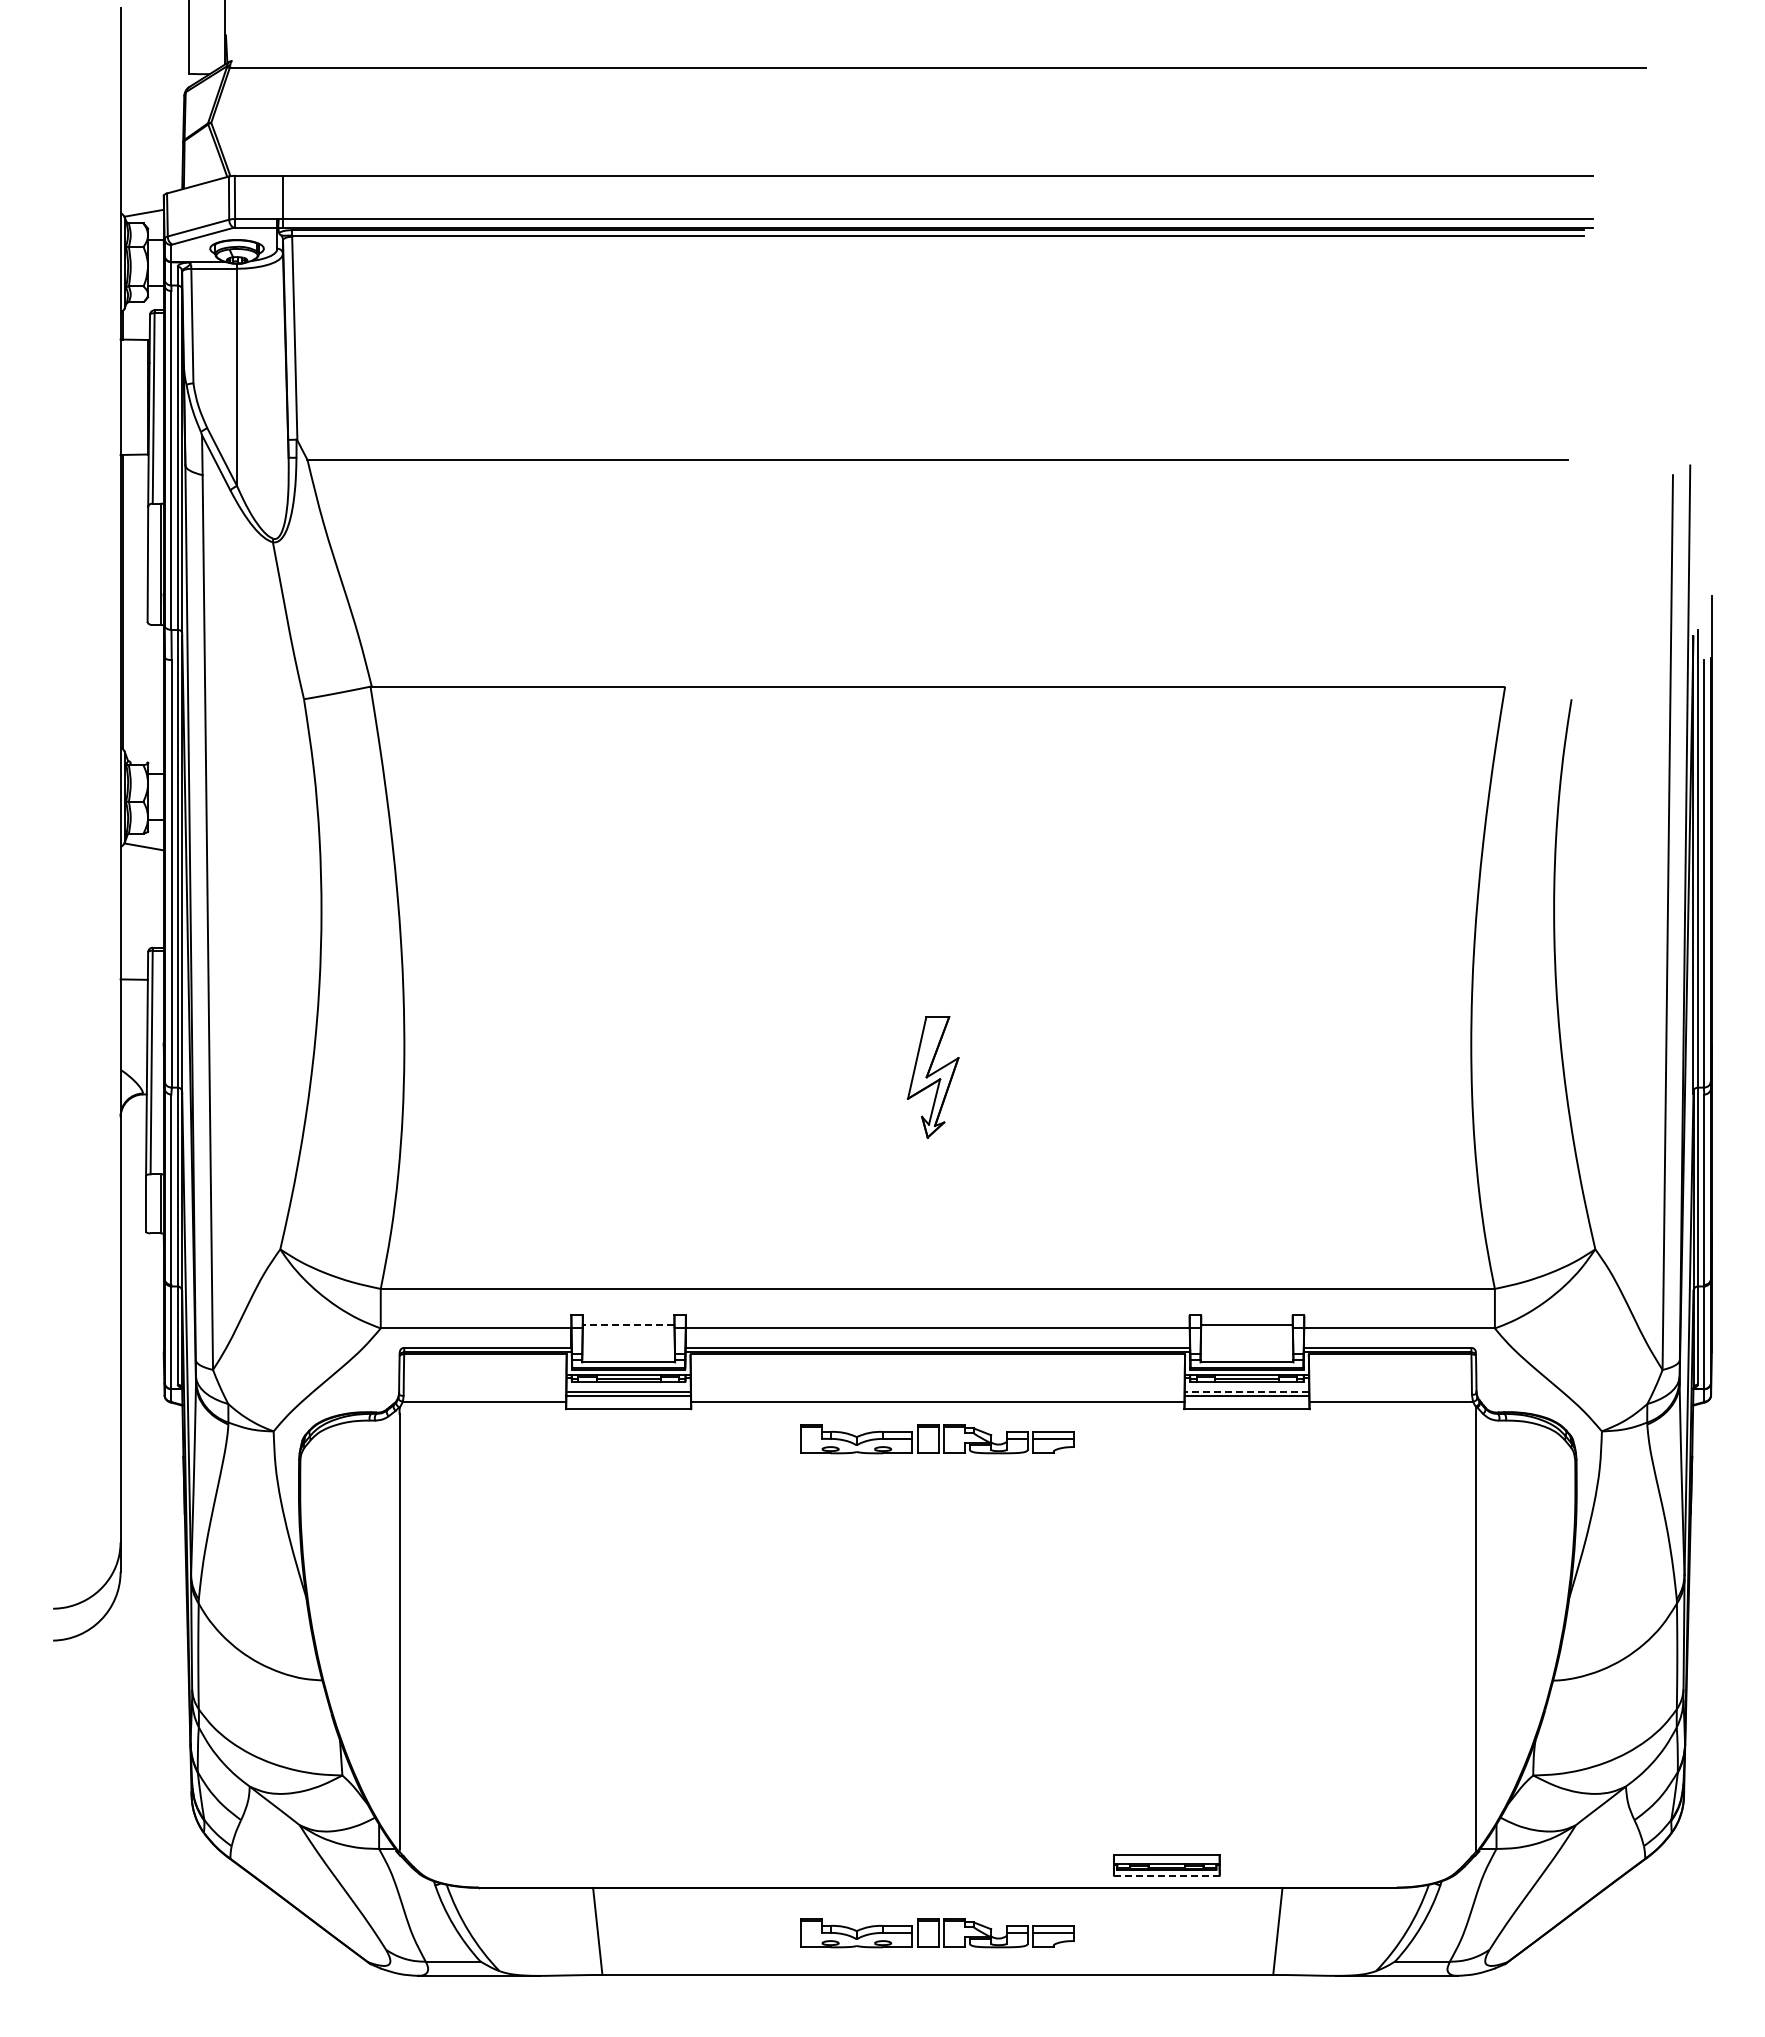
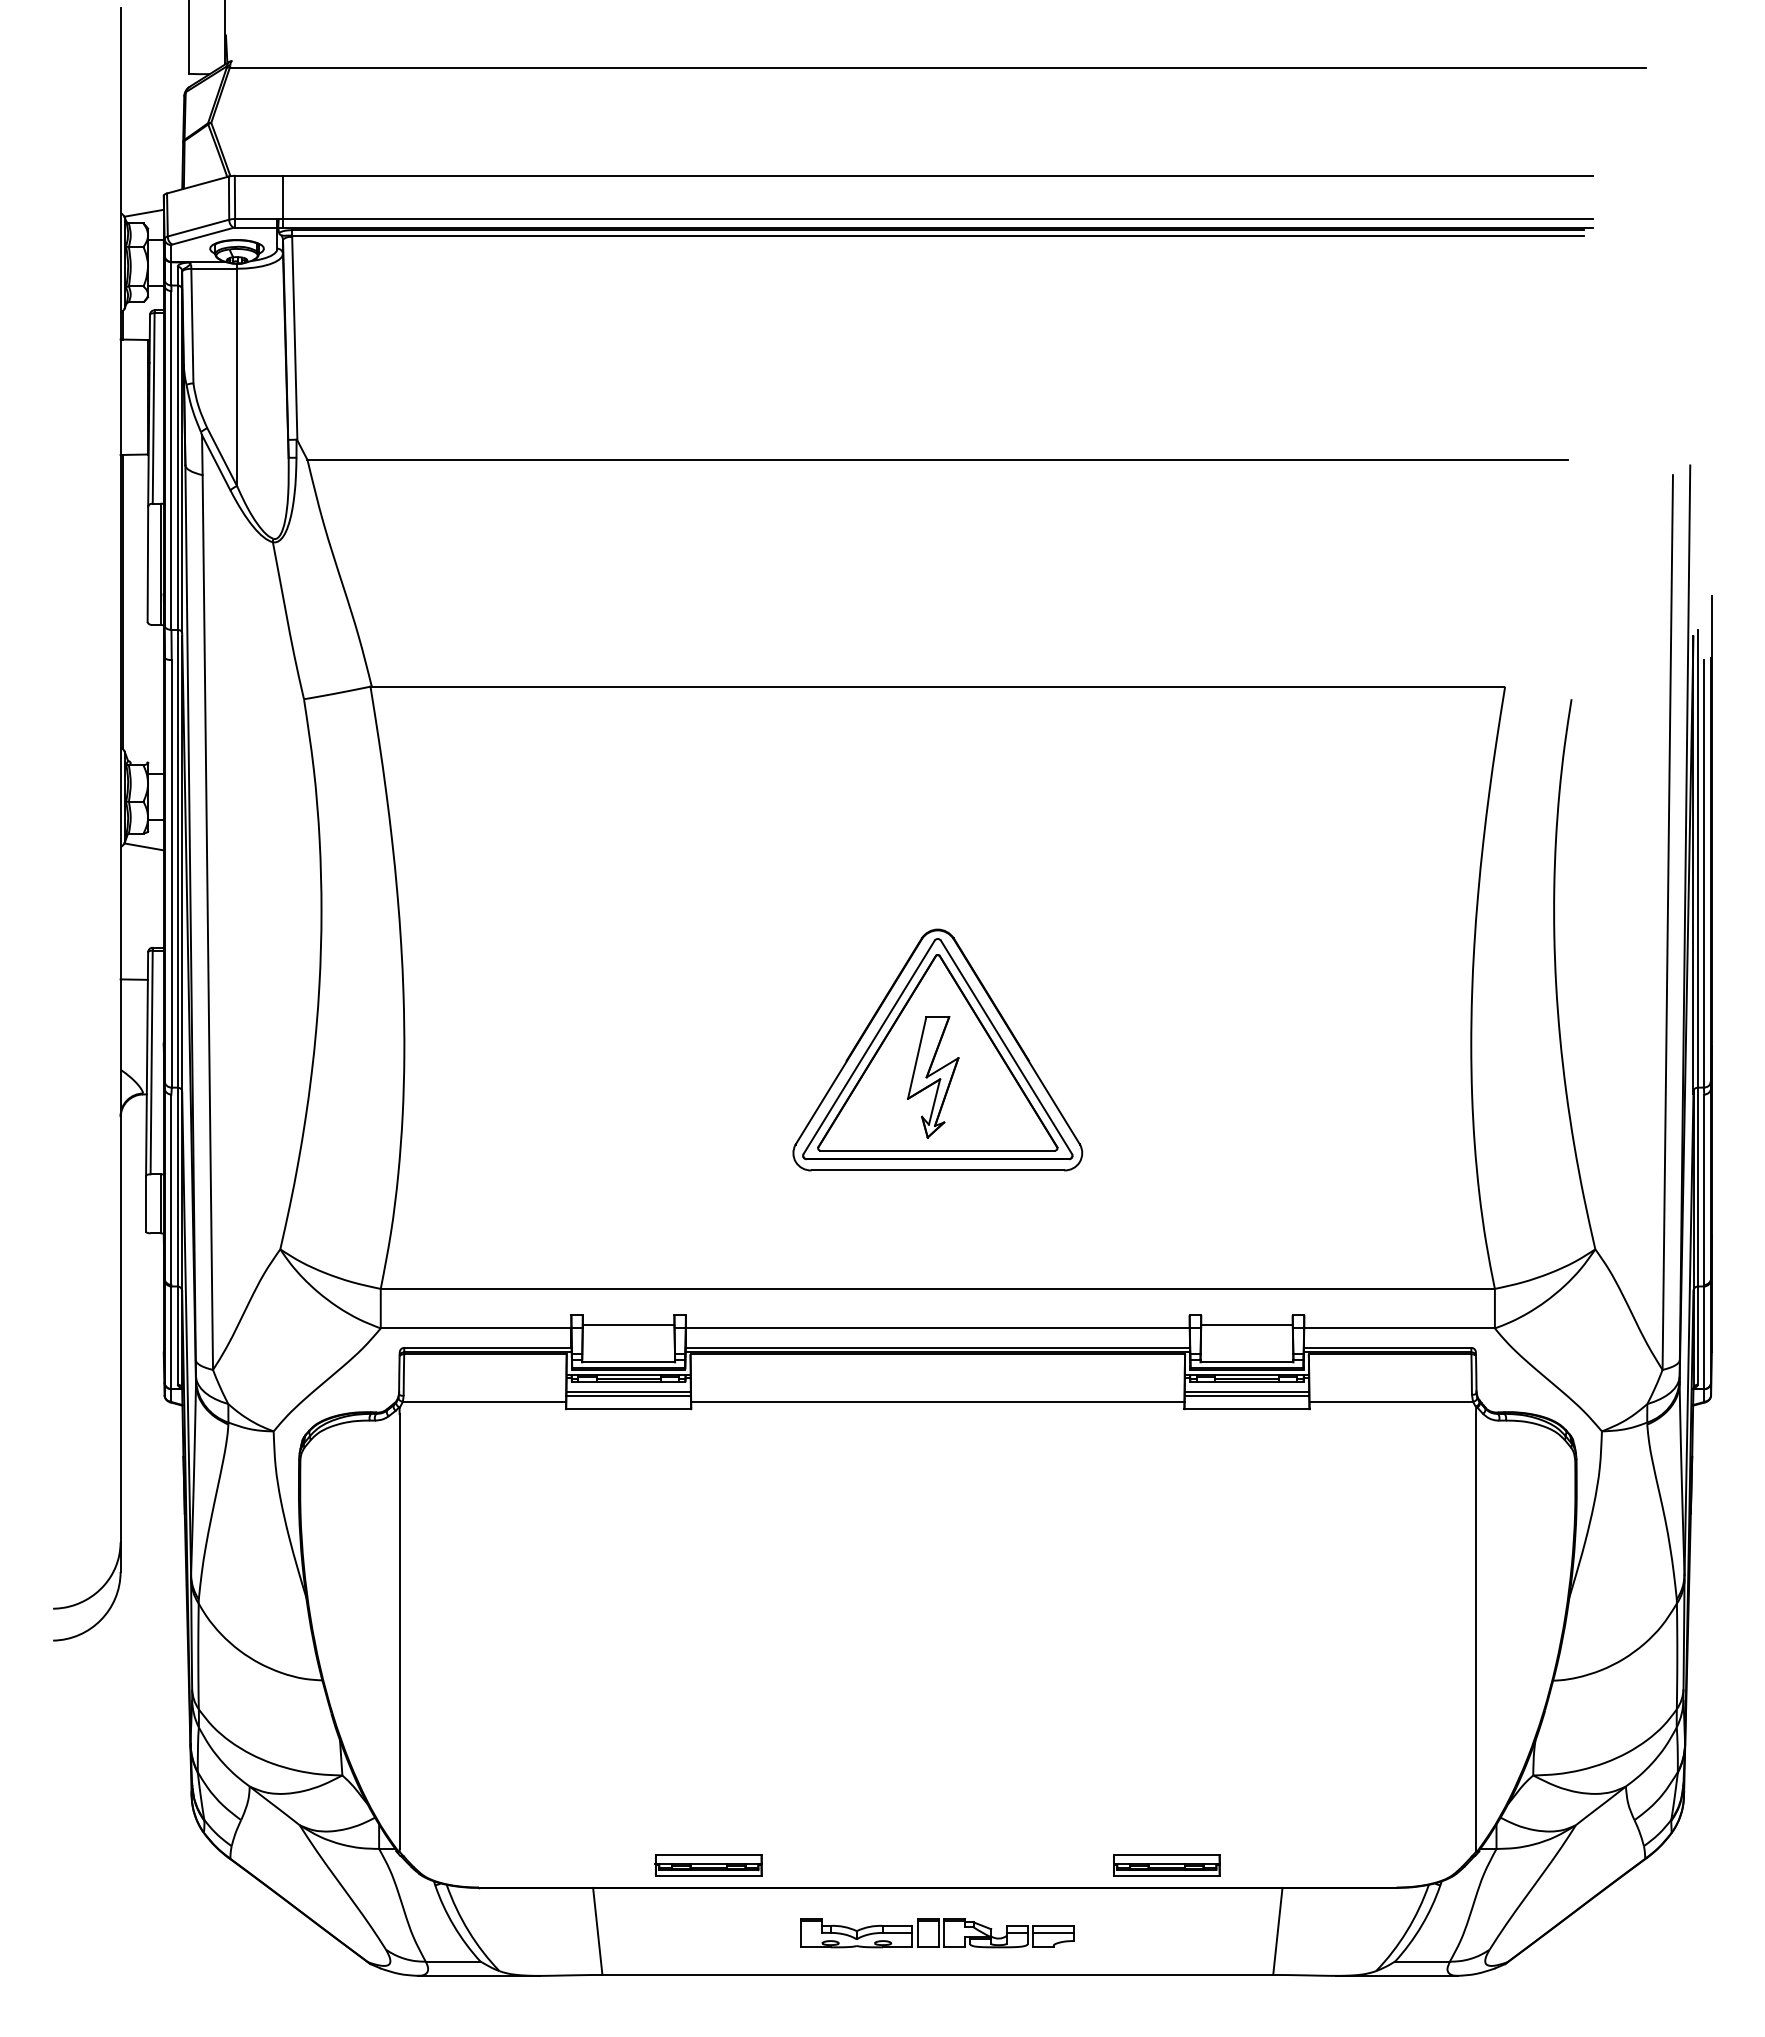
part: none -> present (937, 1049)
line: dashed -> solid (628, 1325)
line: dashed -> solid (1246, 1391)
part: present -> none (937, 1439)
part: none -> present (708, 1865)
line: dashed -> solid (1166, 1875)
